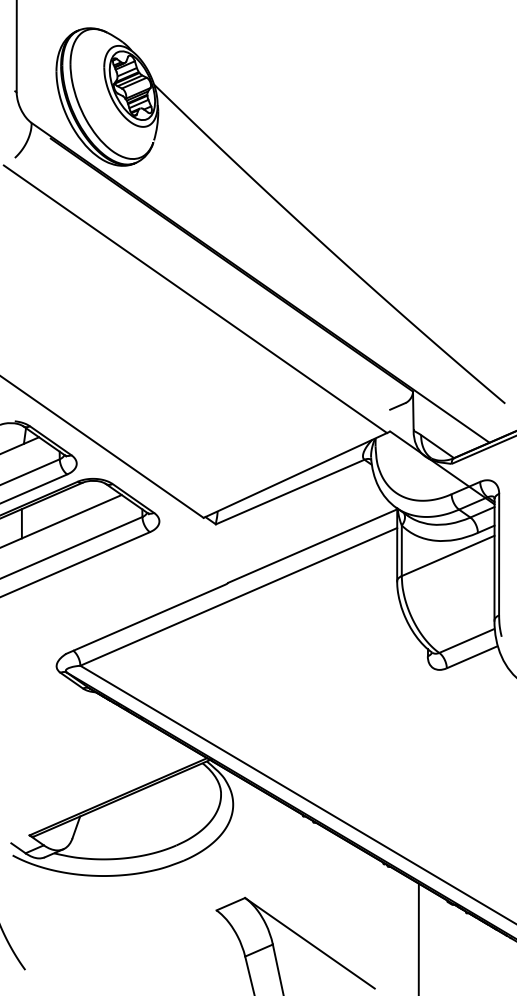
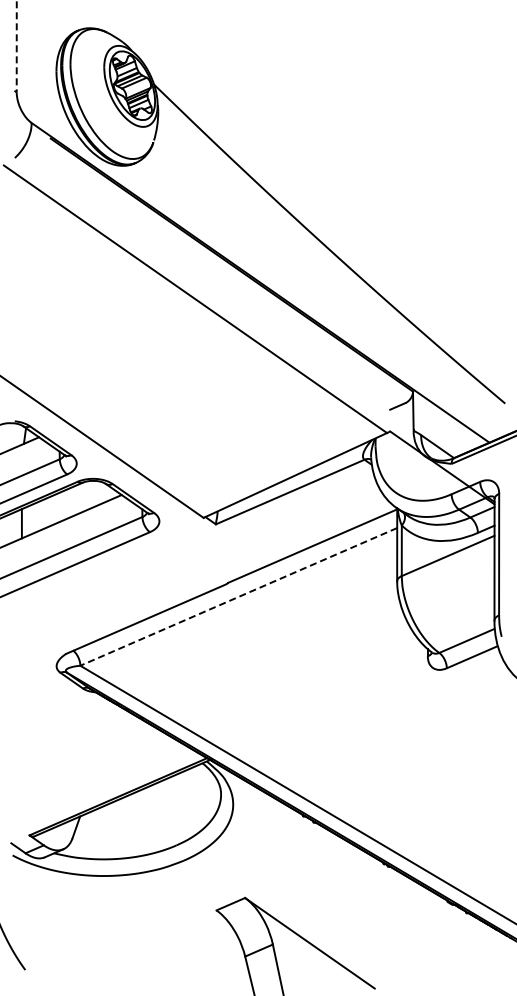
line: solid -> dashed (16, 46)
line: solid -> dashed (238, 596)
line: present -> none (418, 937)
